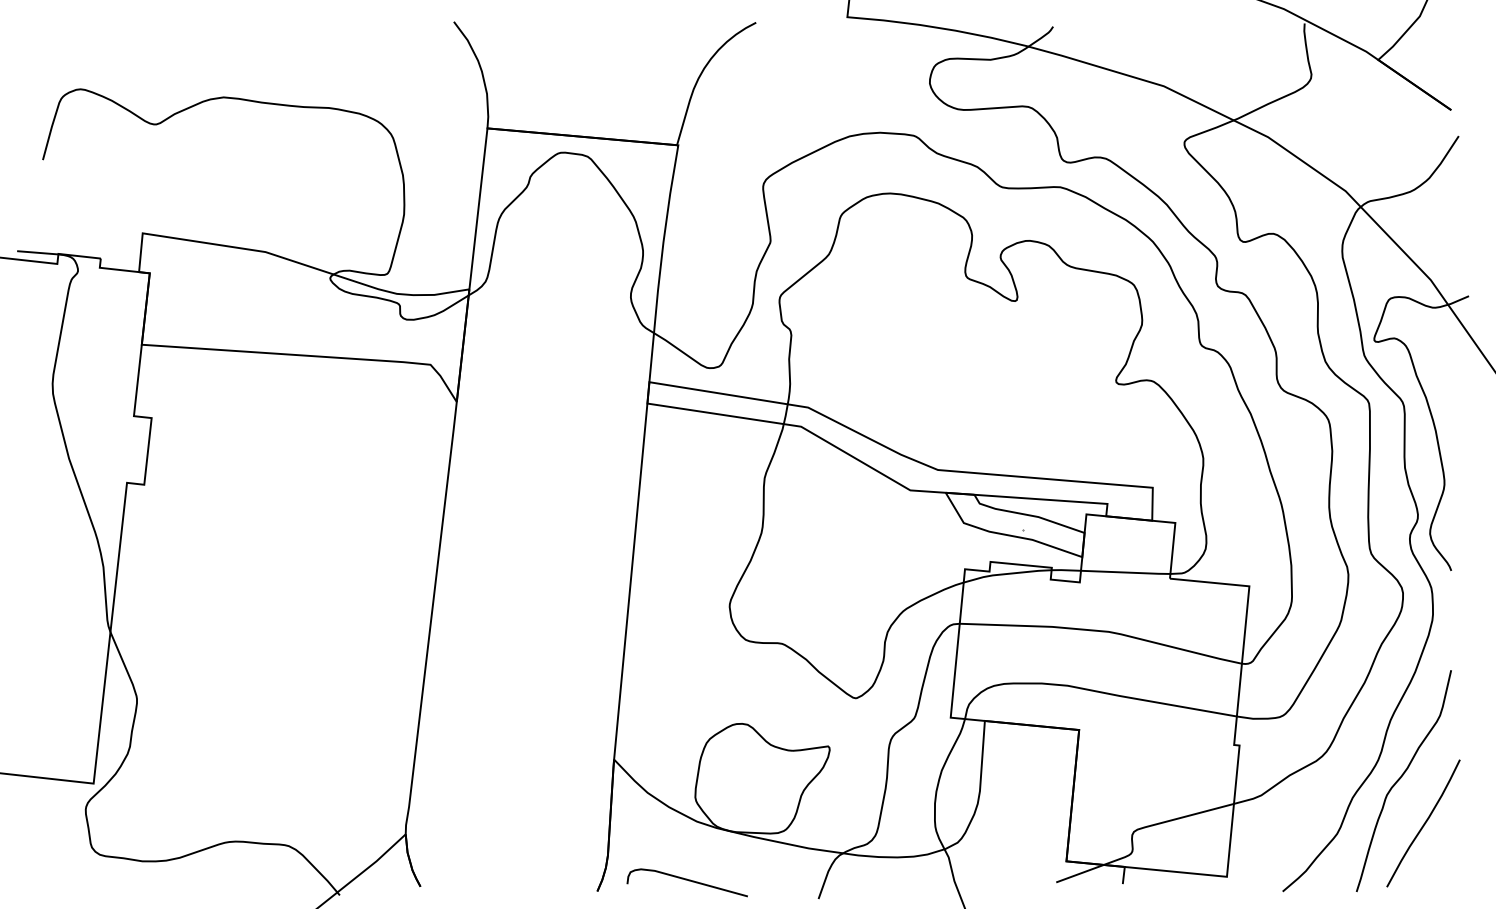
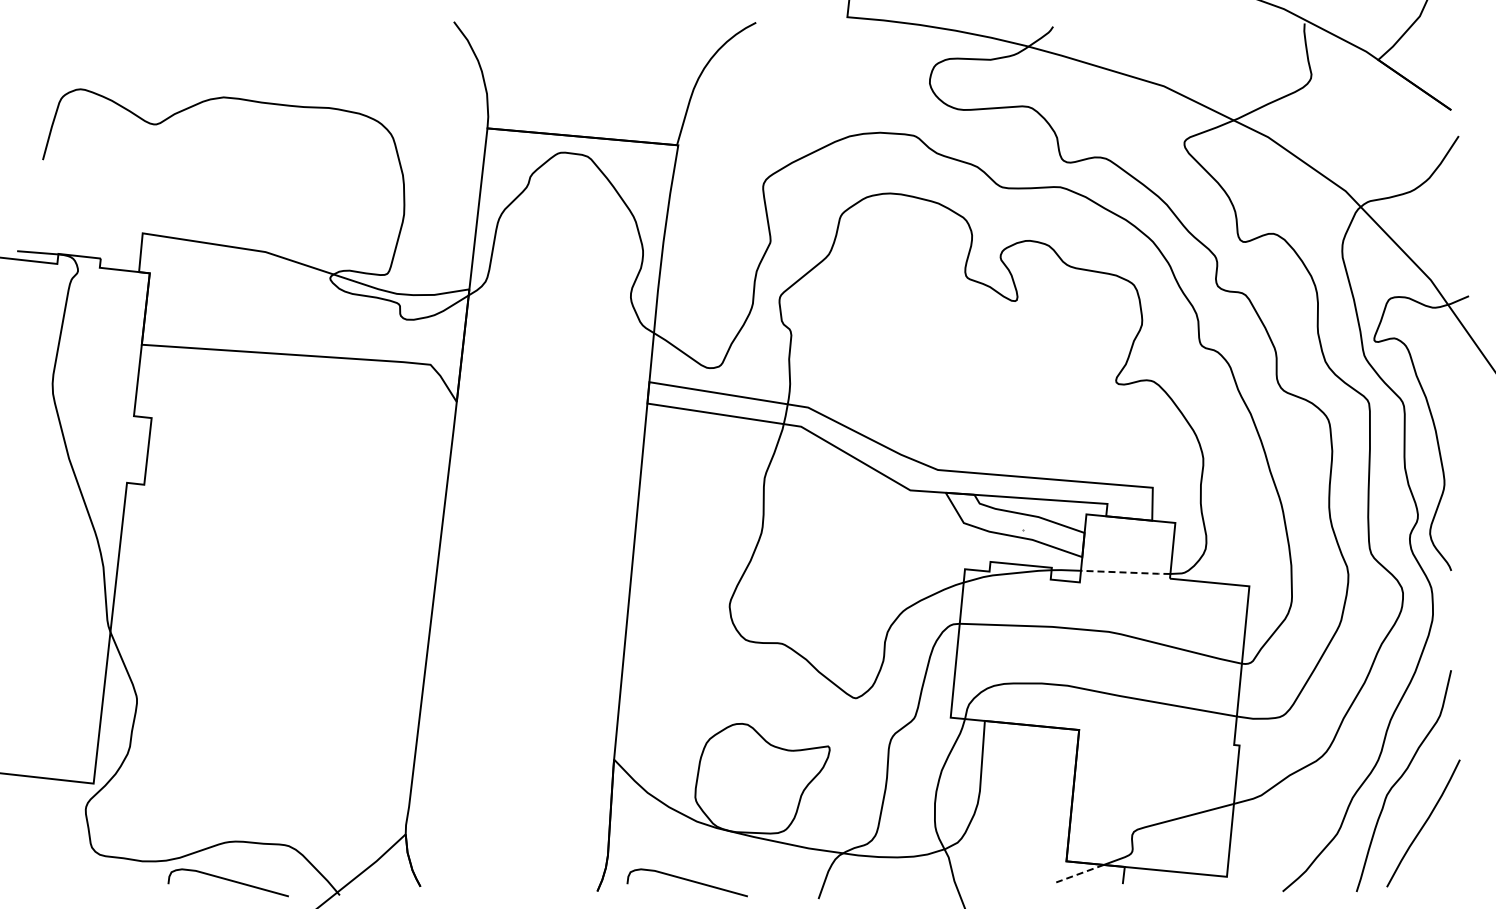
line: solid -> dashed (1126, 572)
line: solid -> dashed (1079, 873)
curve: none -> present (227, 880)
